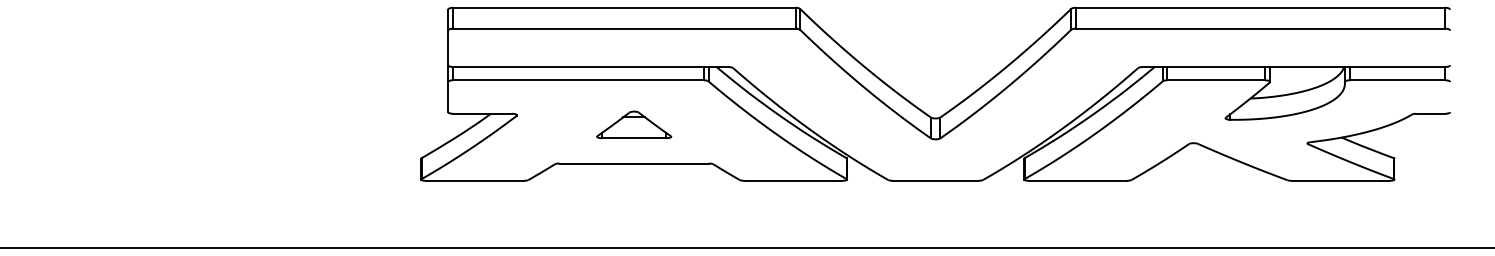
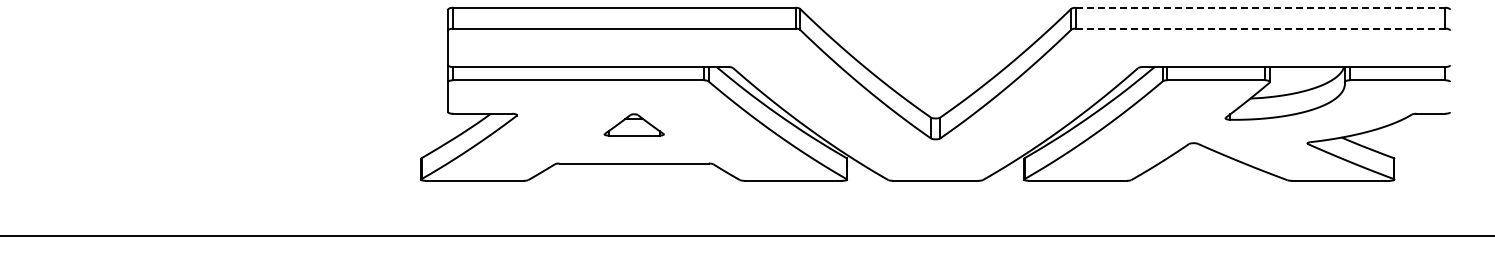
line: solid -> dashed (1260, 7)
line: solid -> dashed (1260, 28)
part size: 77x30 px -> 62x24 px (633, 124)
line position: (746, 248) -> (746, 236) (746, 236)
